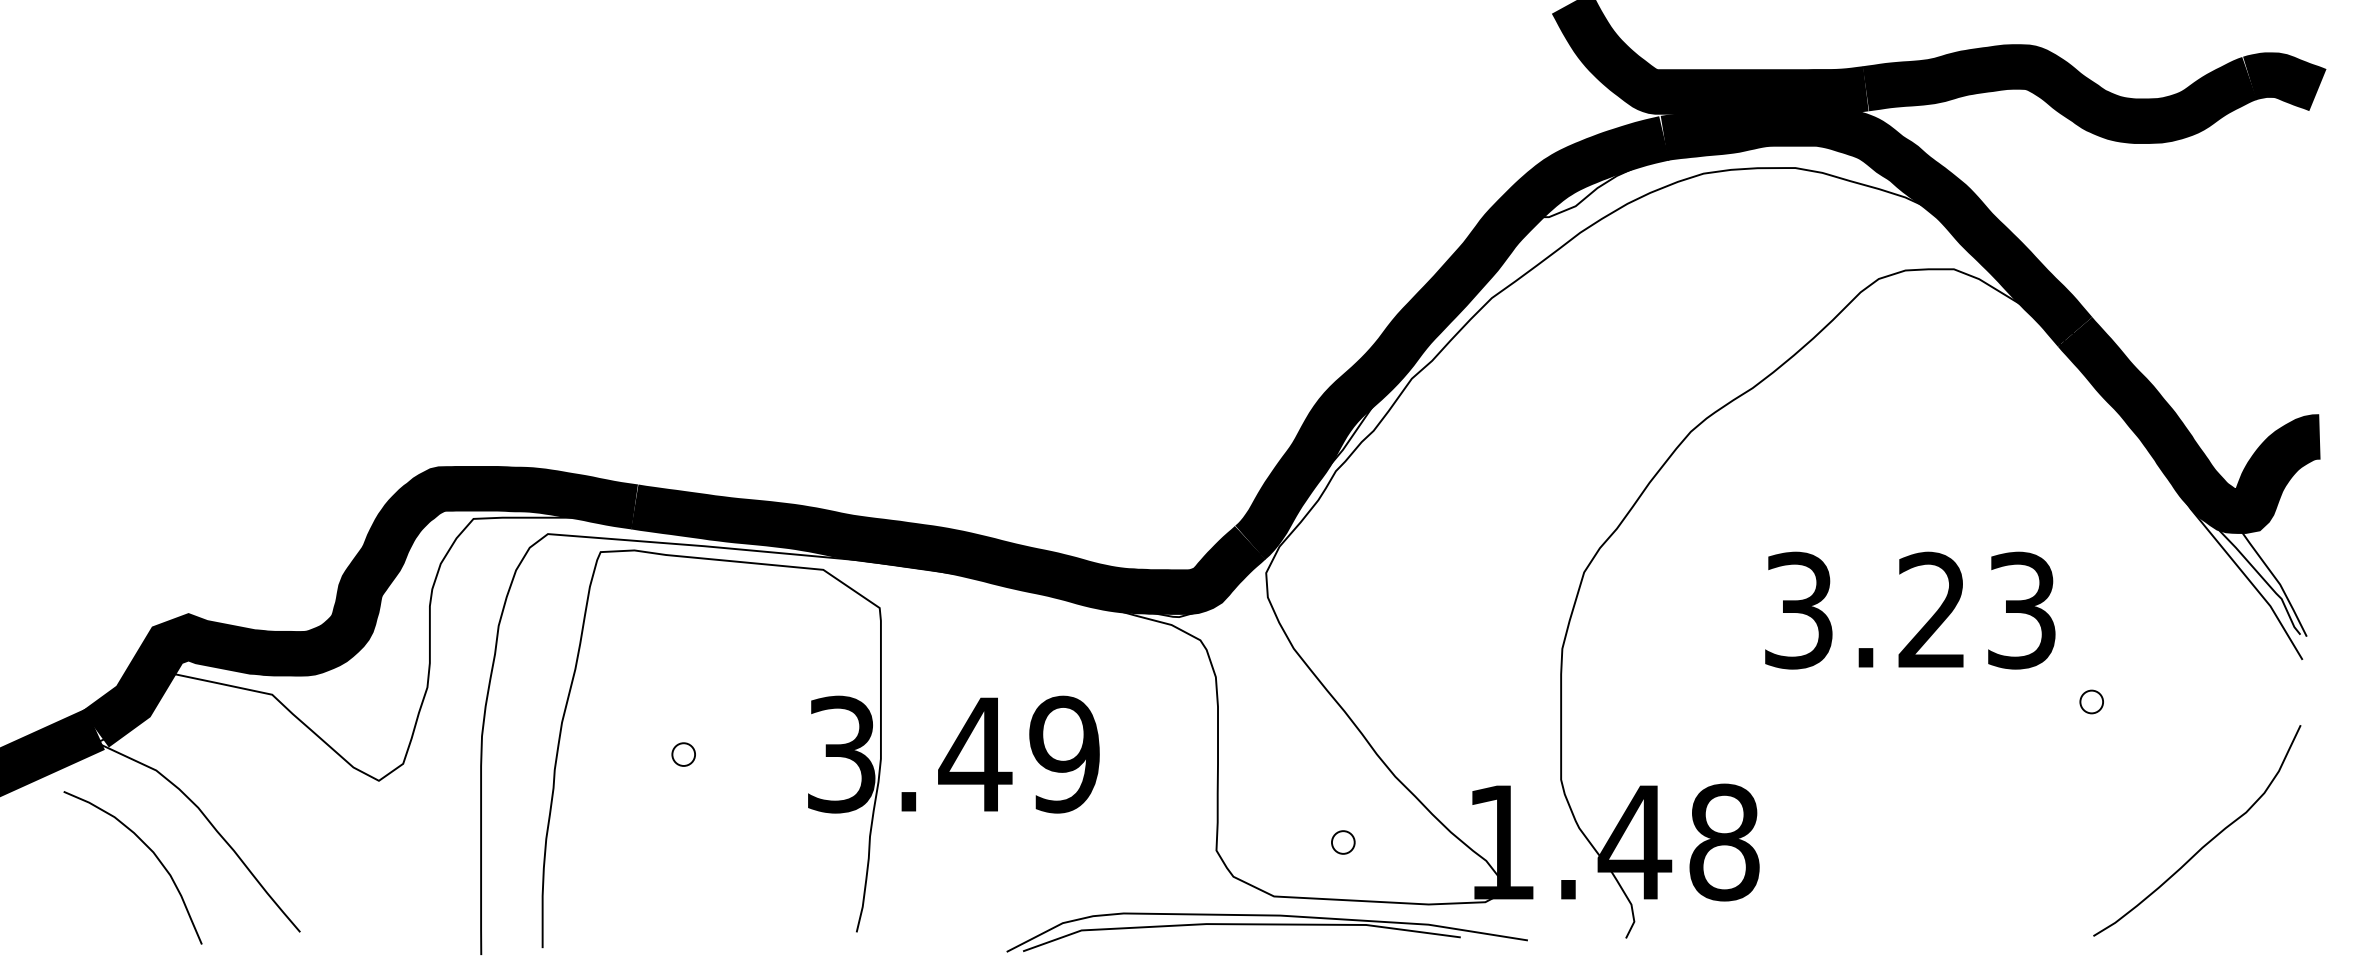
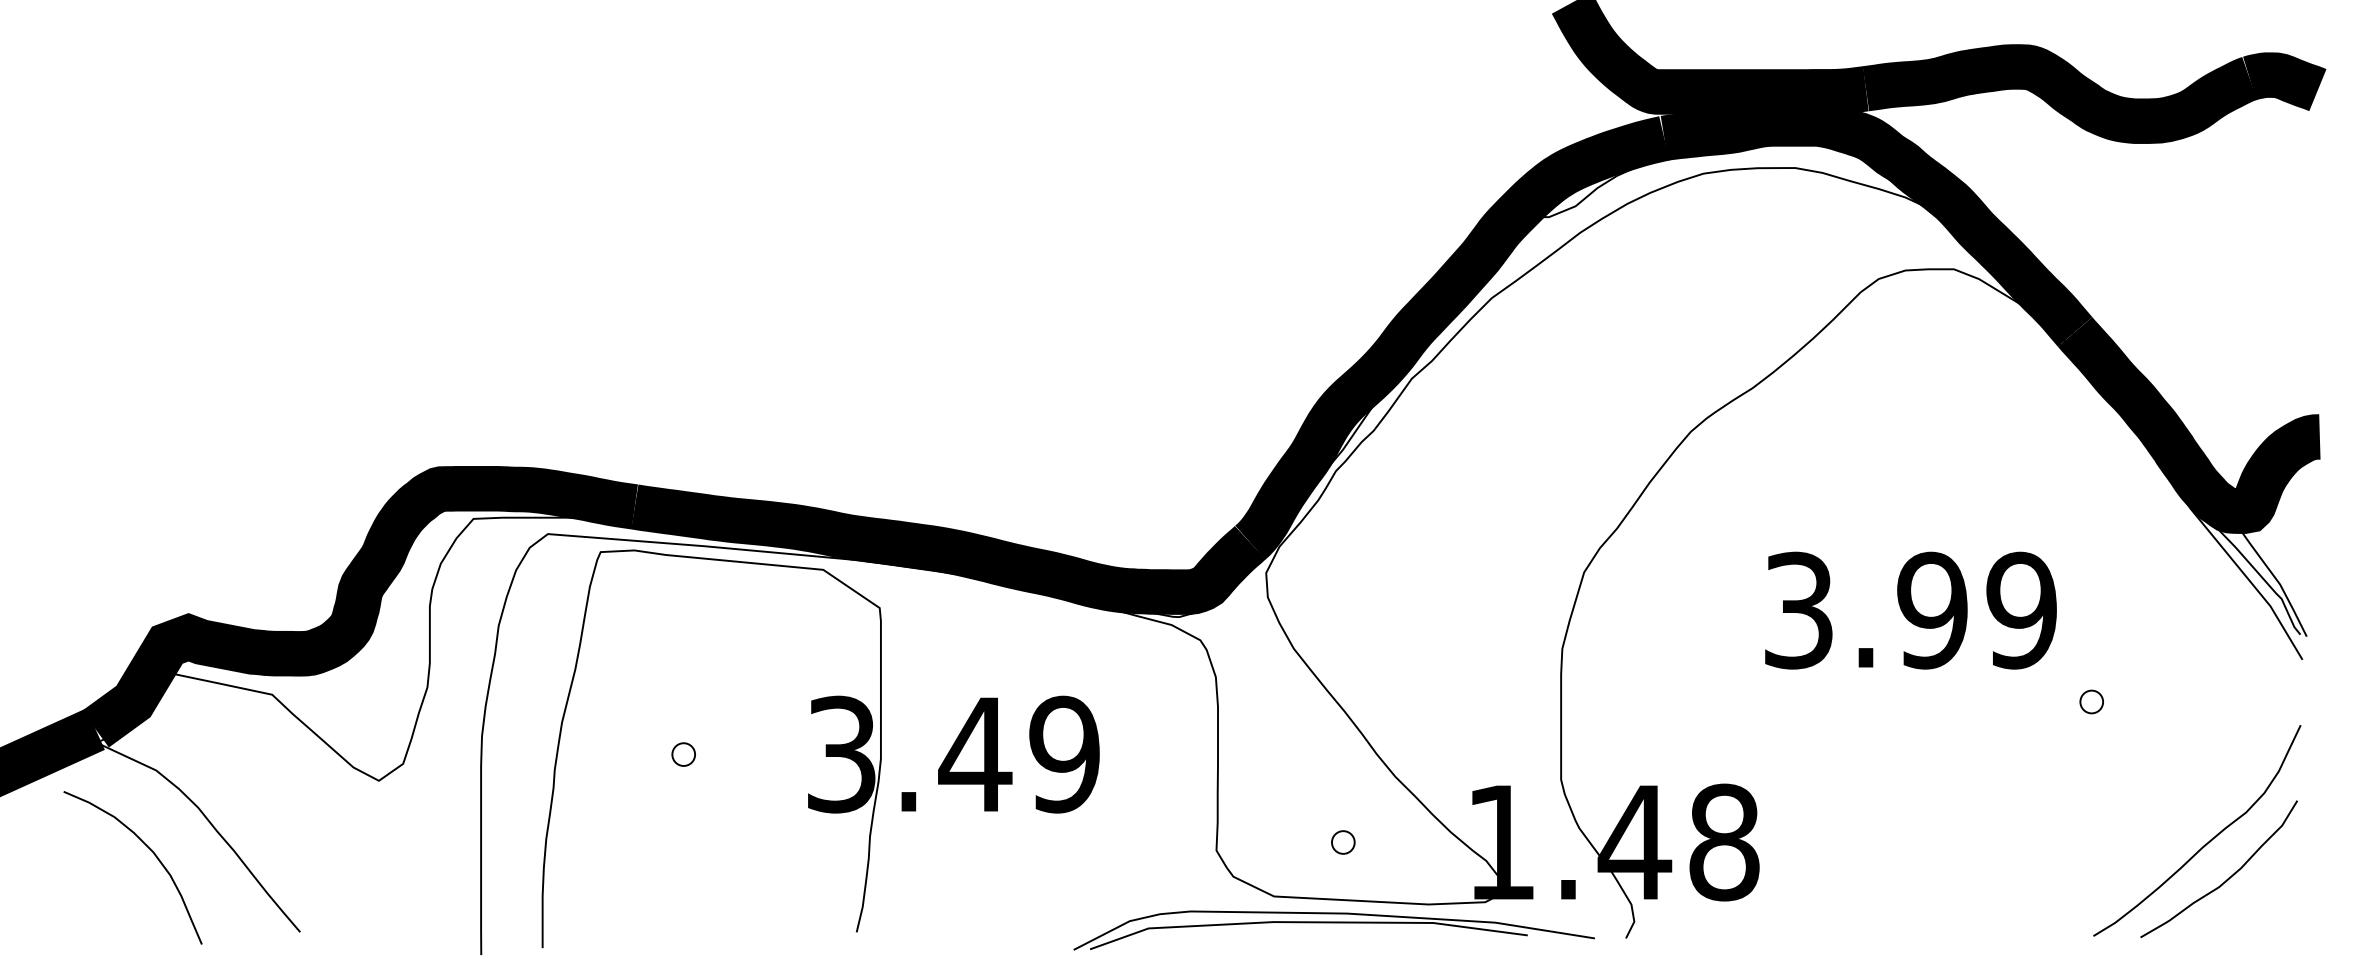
text: 3.23 -> 3.99 (1976, 610)
curve: none -> present (2227, 878)
part position: (1266, 925) -> (1333, 923) (1333, 923)
